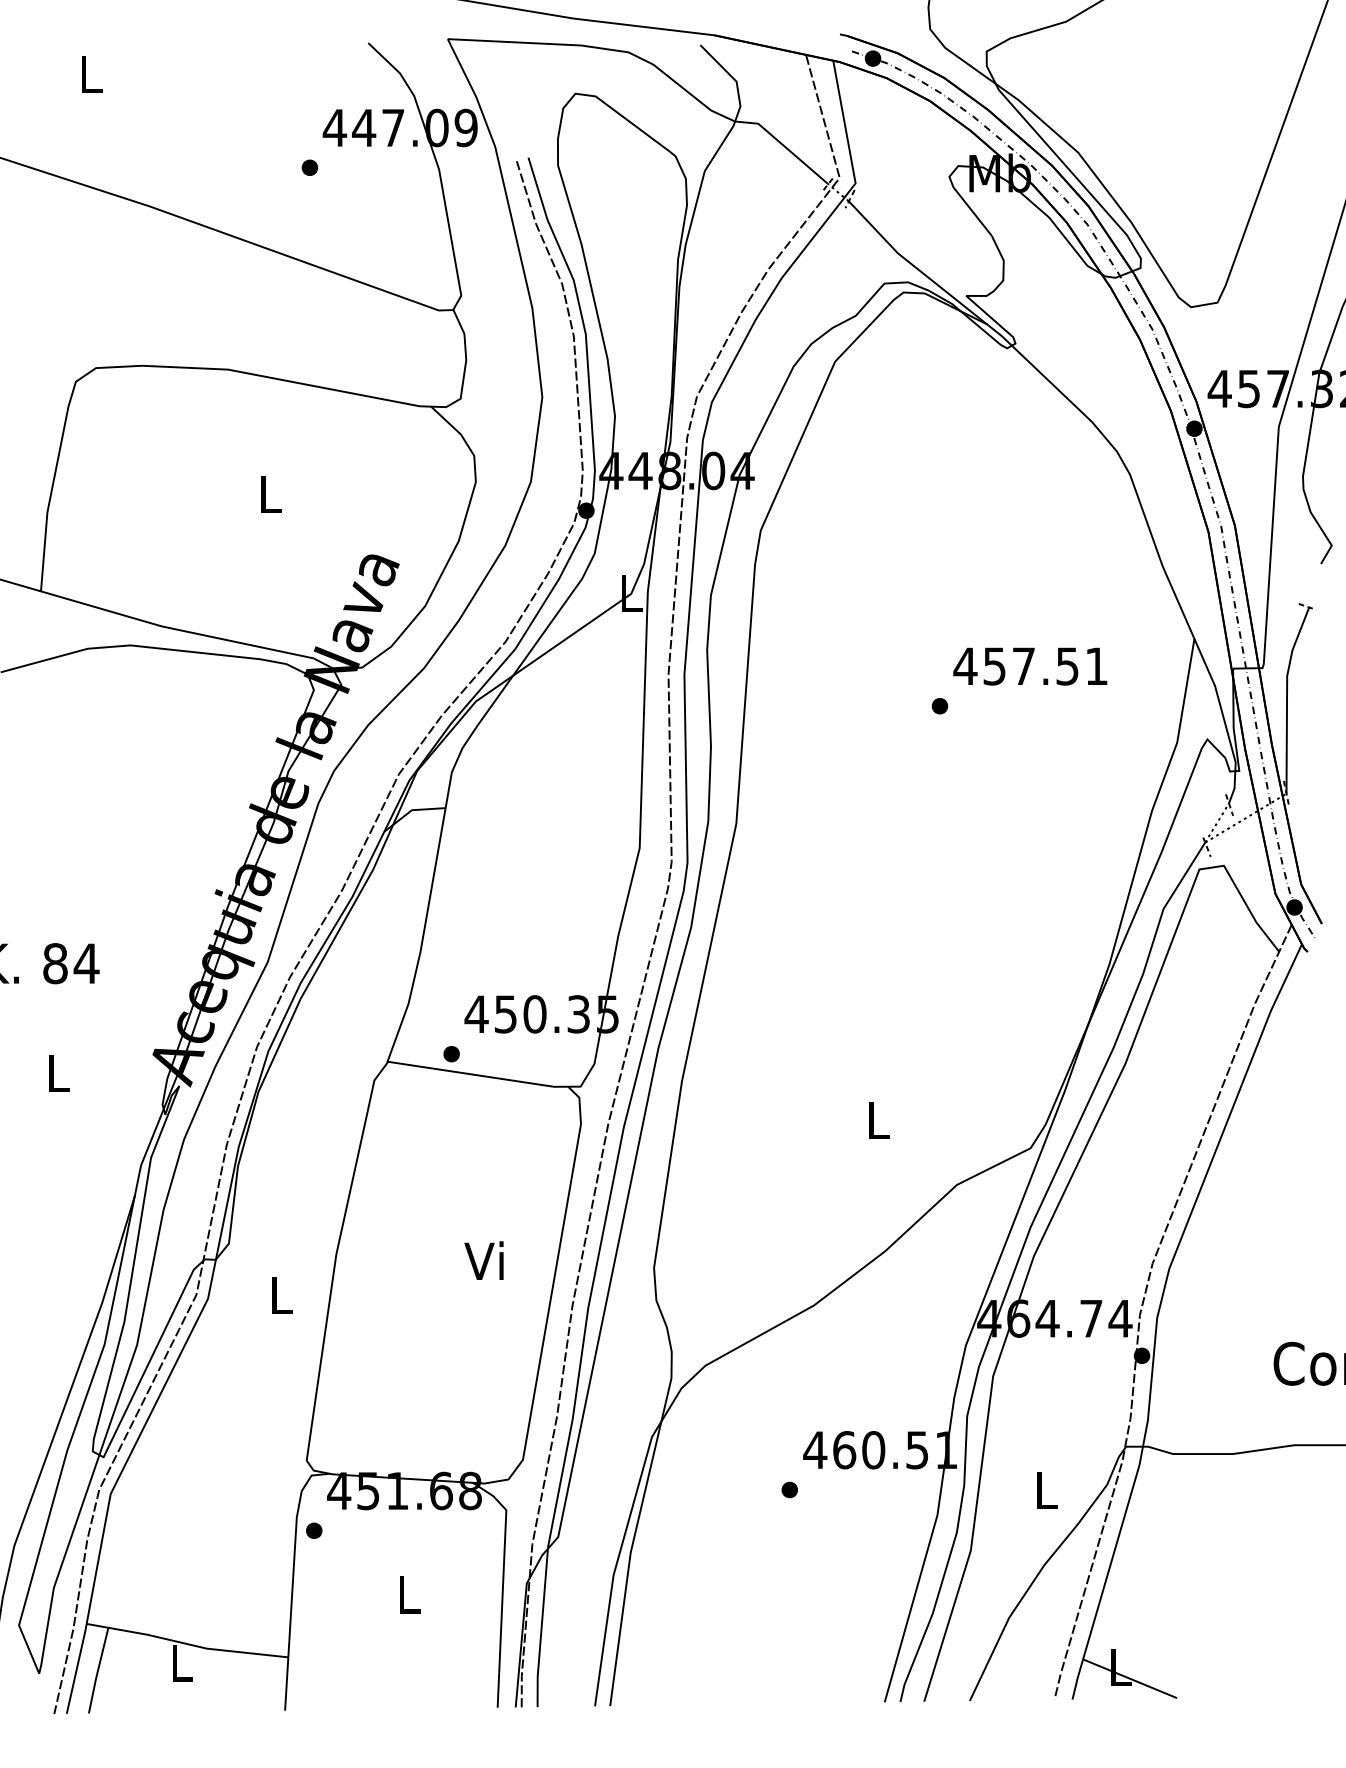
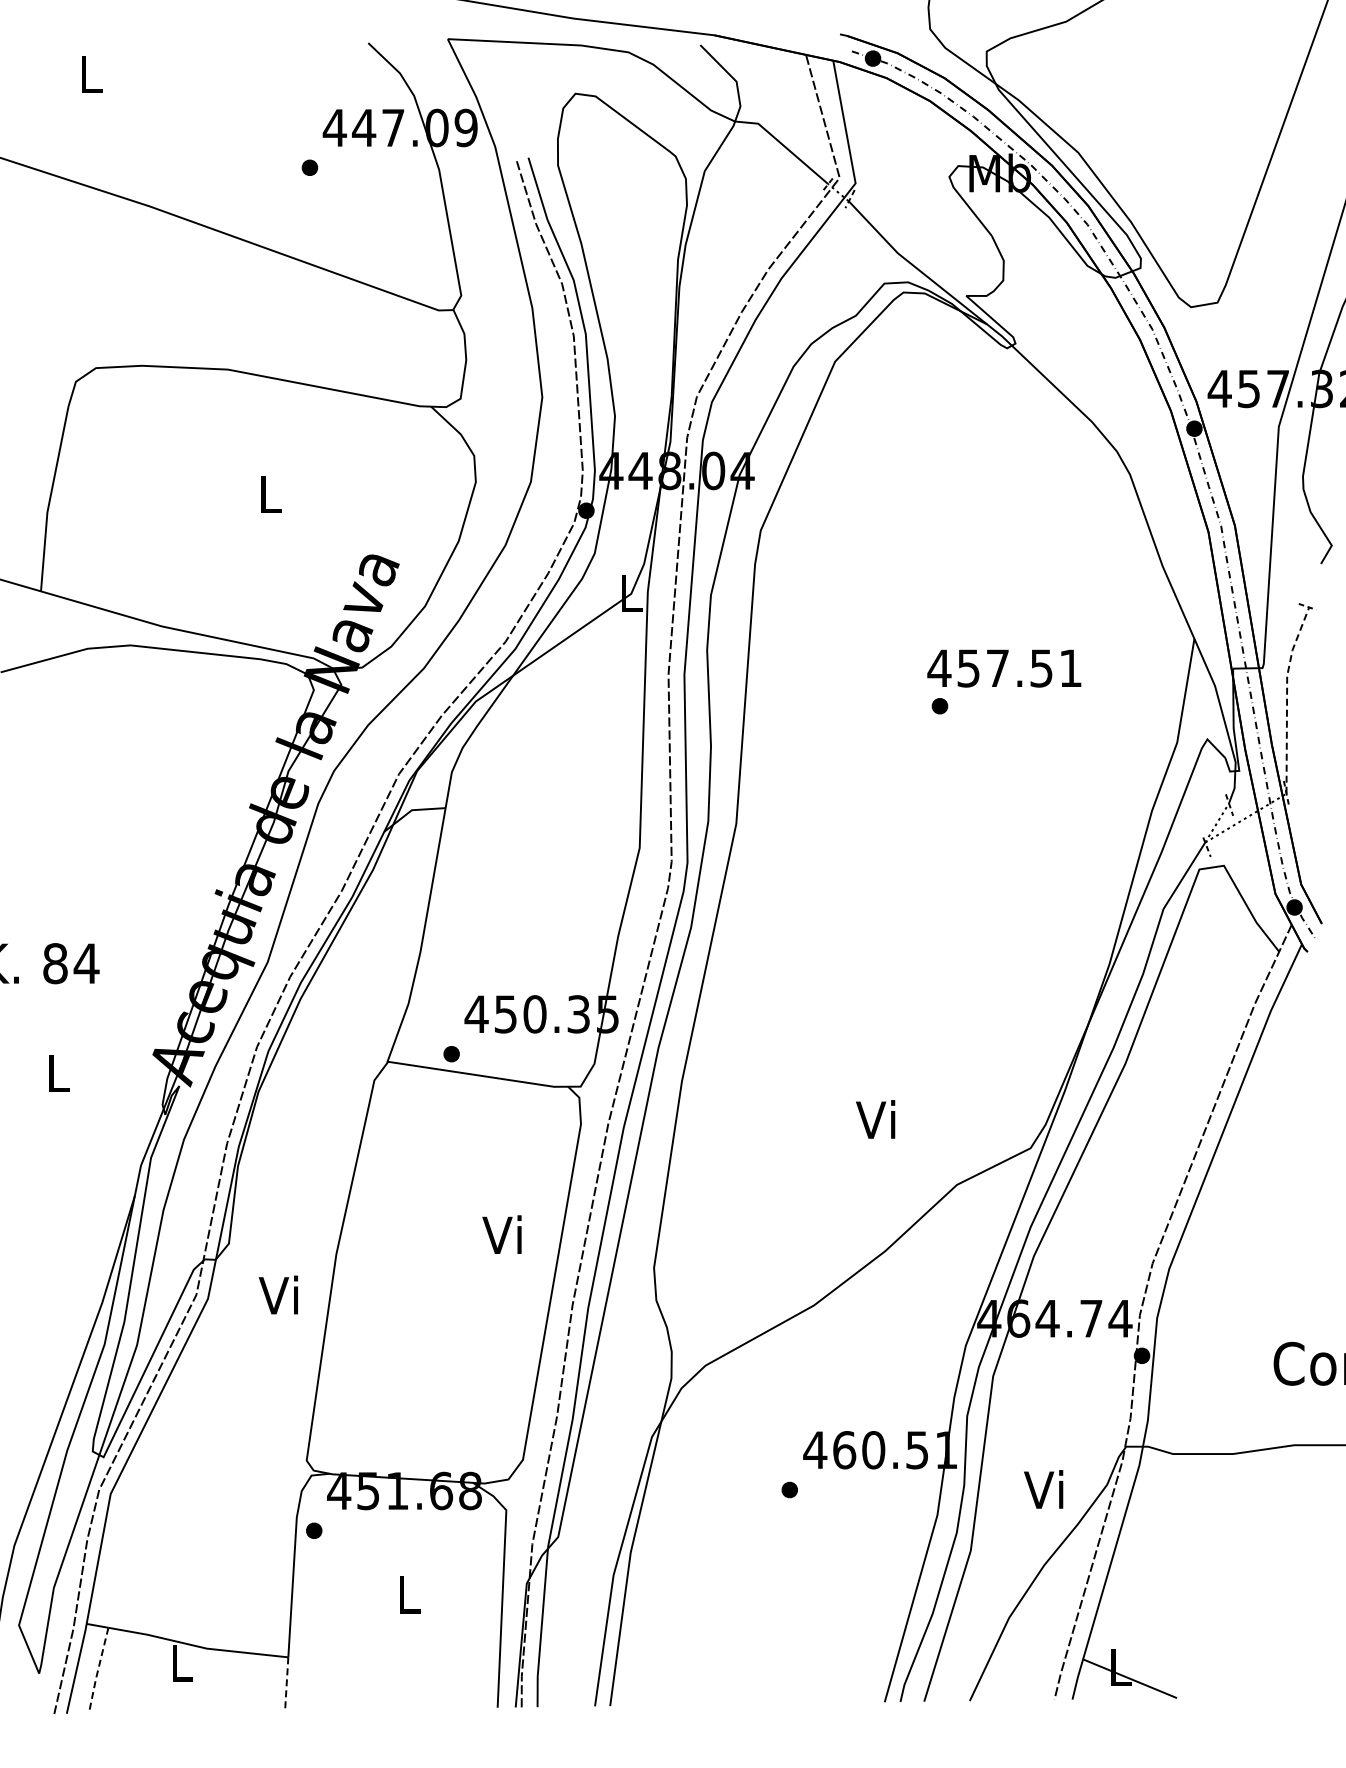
text position: (1030, 666) -> (1004, 668) (1004, 668)
line: solid -> dashed (1287, 697)
text: L -> Vi (875, 1119)
text position: (483, 1260) -> (501, 1234) (501, 1234)
text: L -> Vi (277, 1294)
text: L -> Vi (1043, 1489)
line: solid -> dashed (97, 1671)
line: solid -> dashed (286, 1684)
